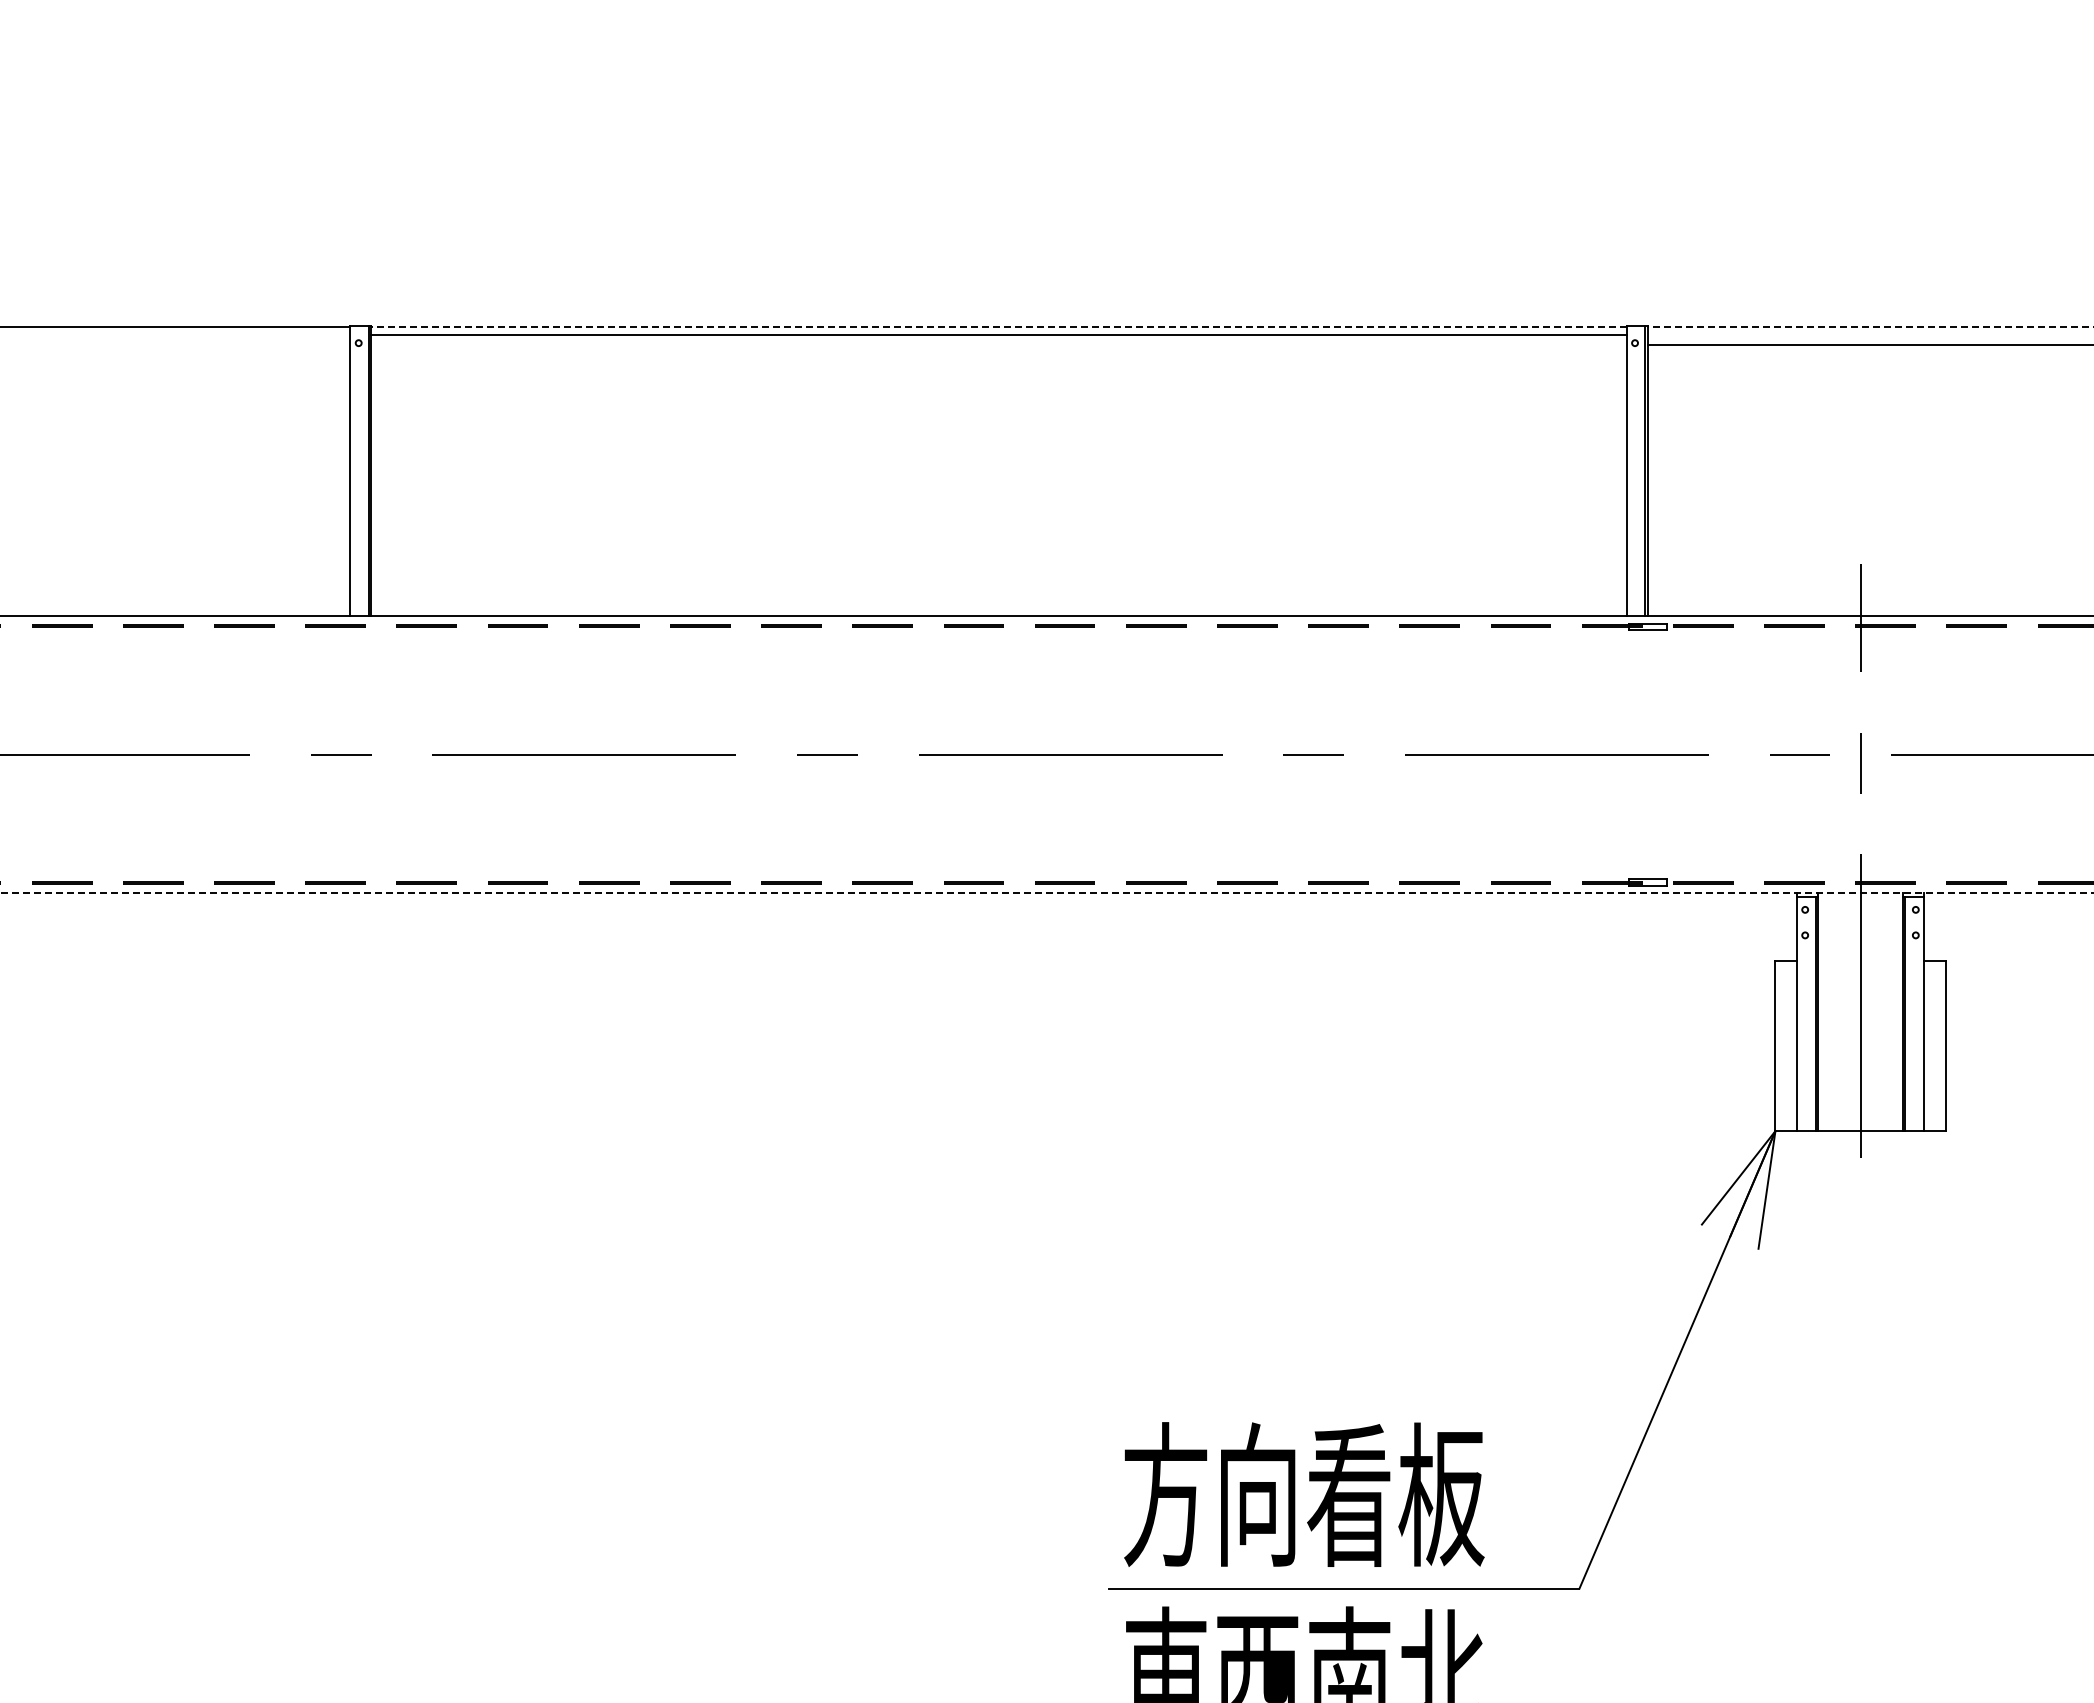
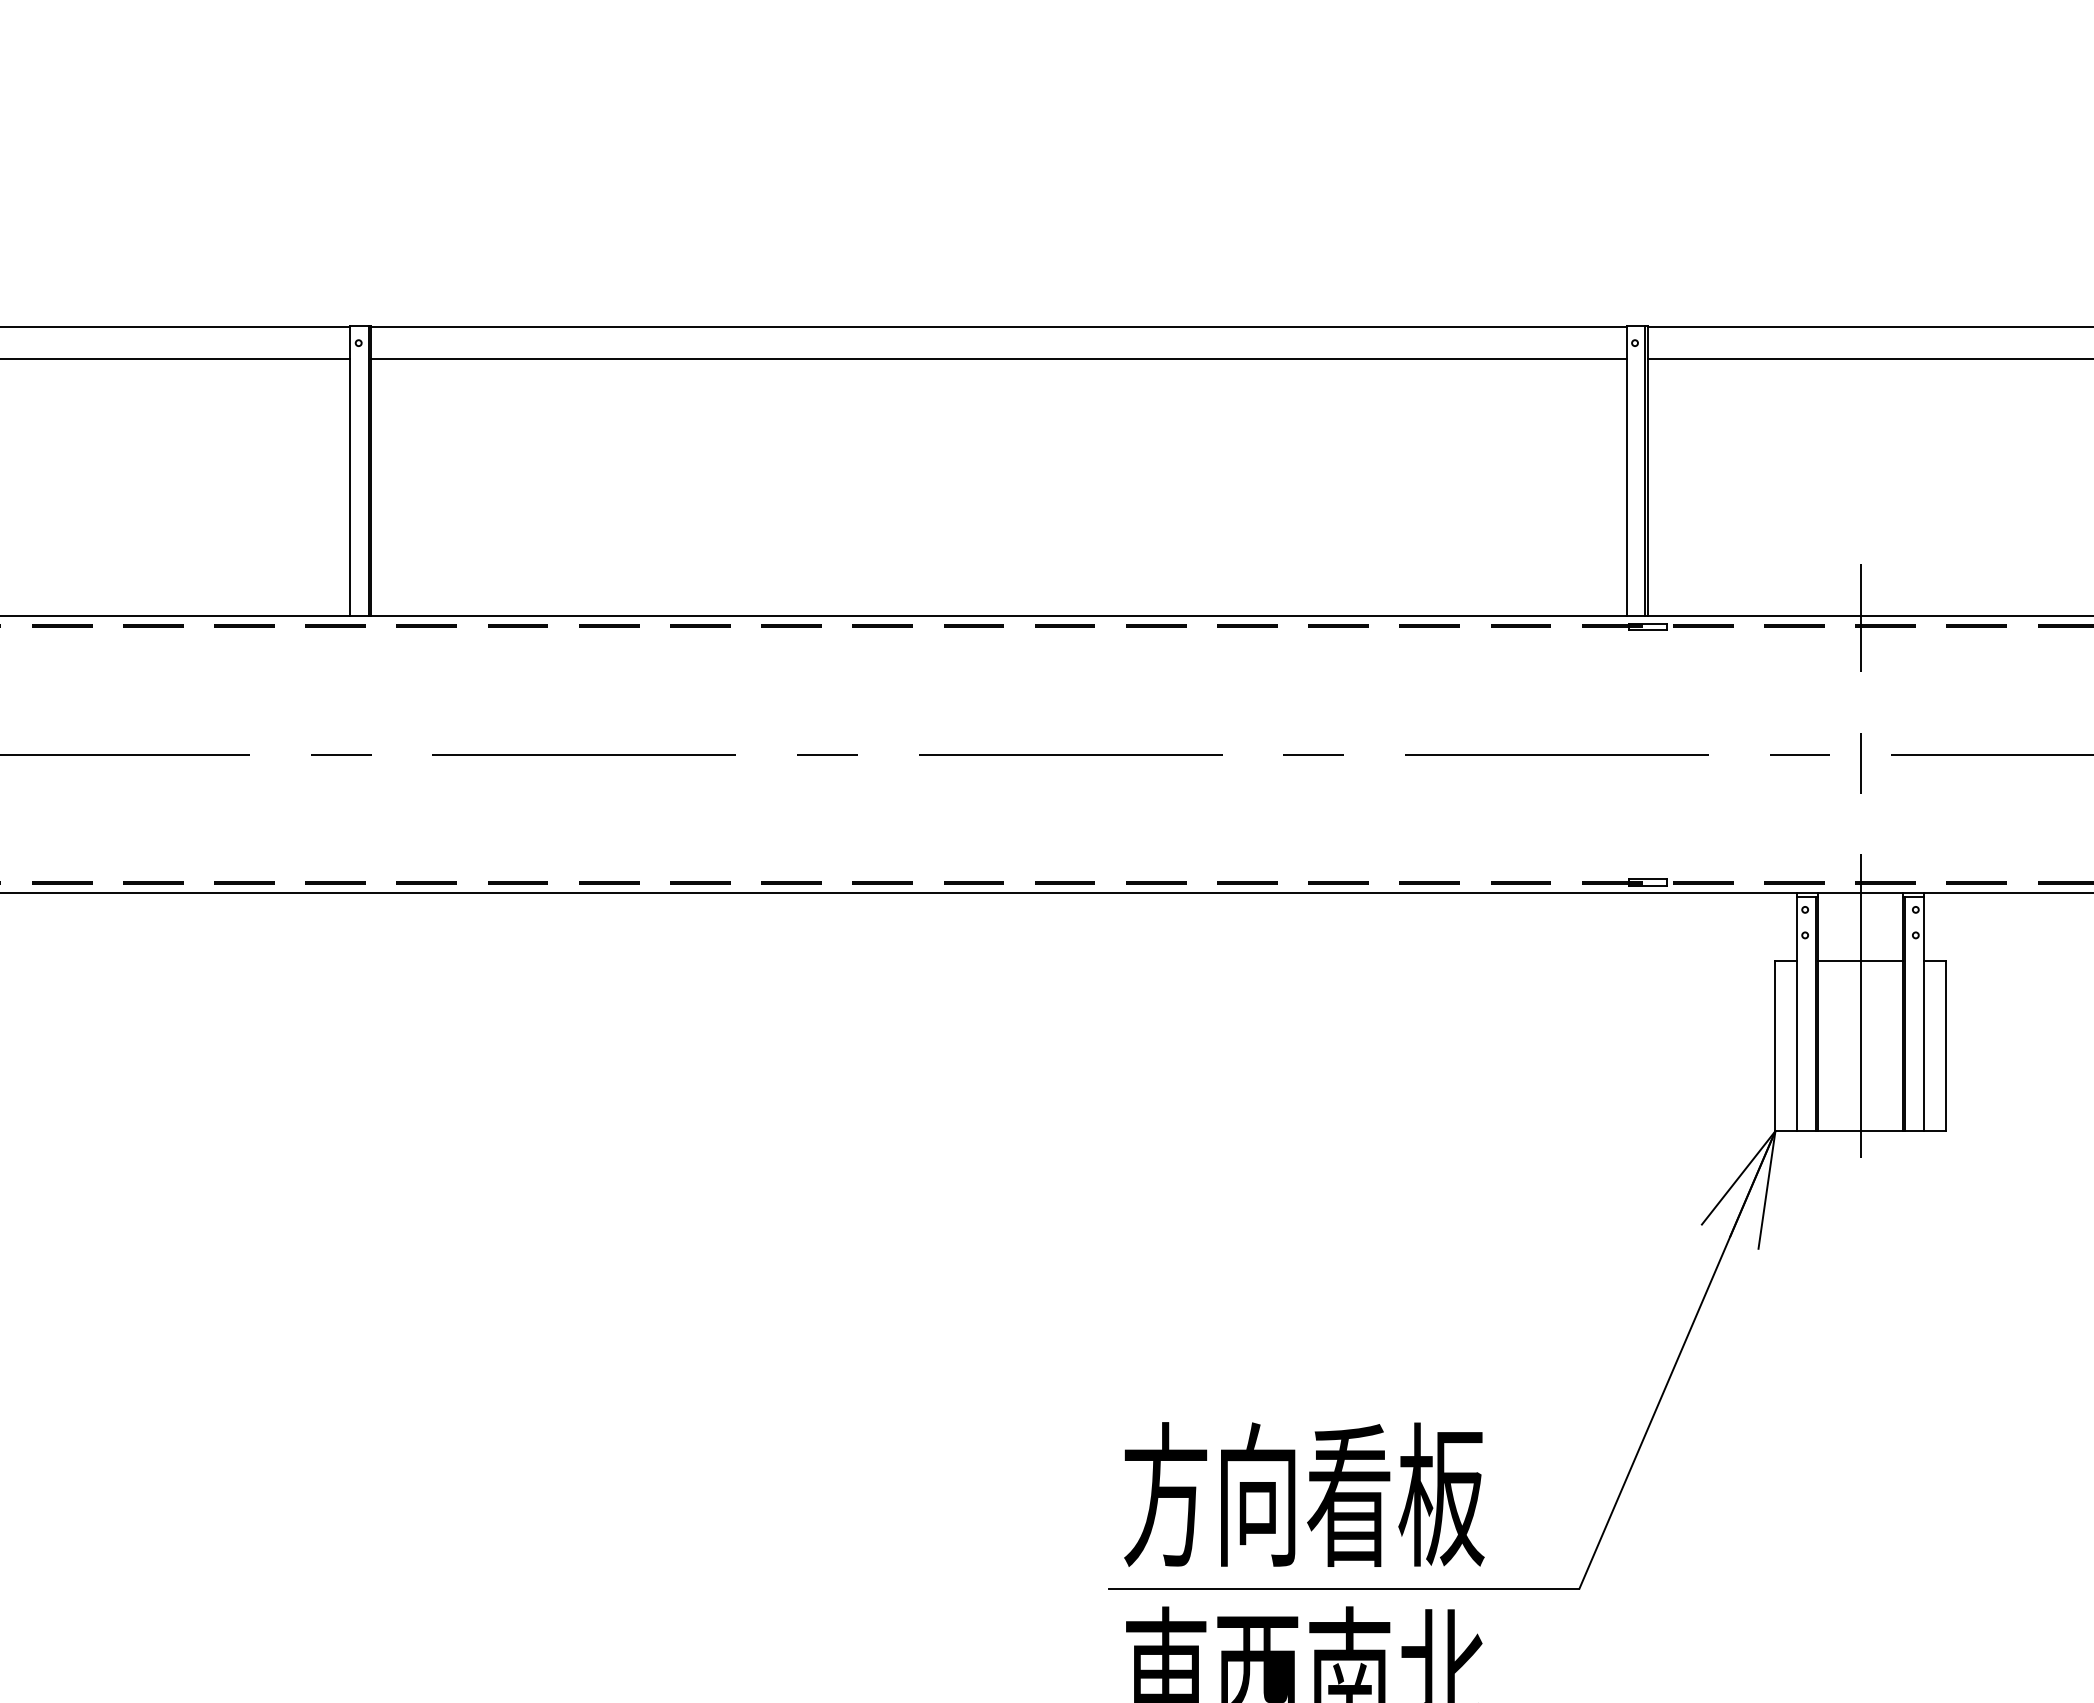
line: dashed -> solid (999, 327)
line: dashed -> solid (1870, 327)
line position: (998, 335) -> (998, 359) (998, 359)
line position: (1868, 345) -> (1868, 359) (1868, 359)
line: none -> present (176, 359)
line: dashed -> solid (1047, 892)
line: none -> present (1860, 960)
